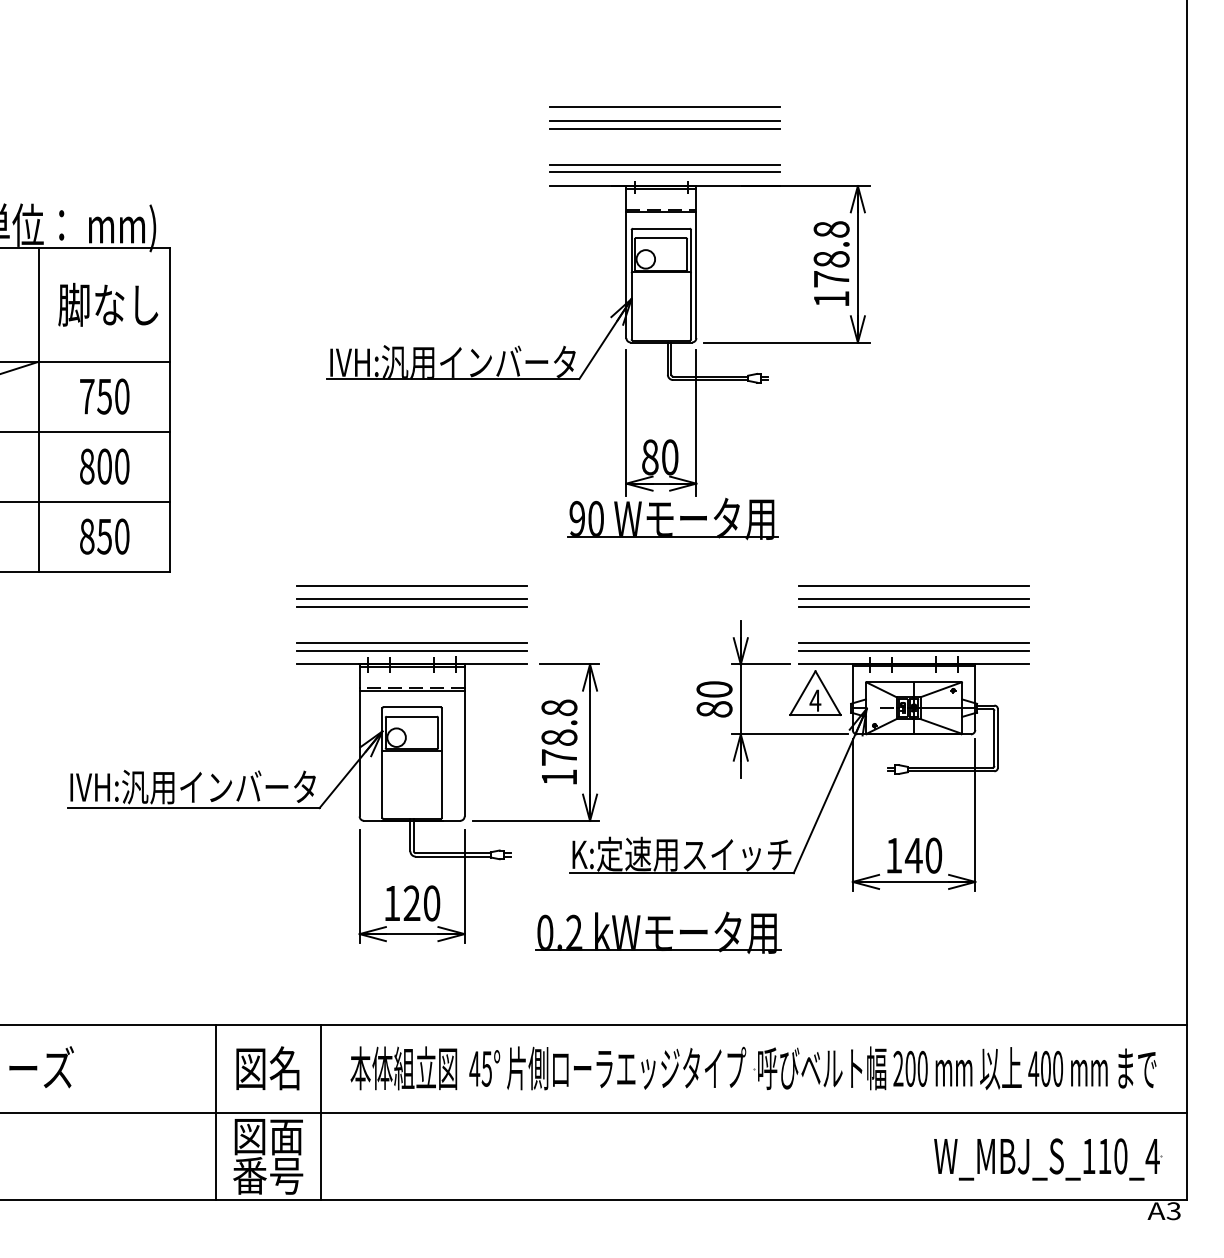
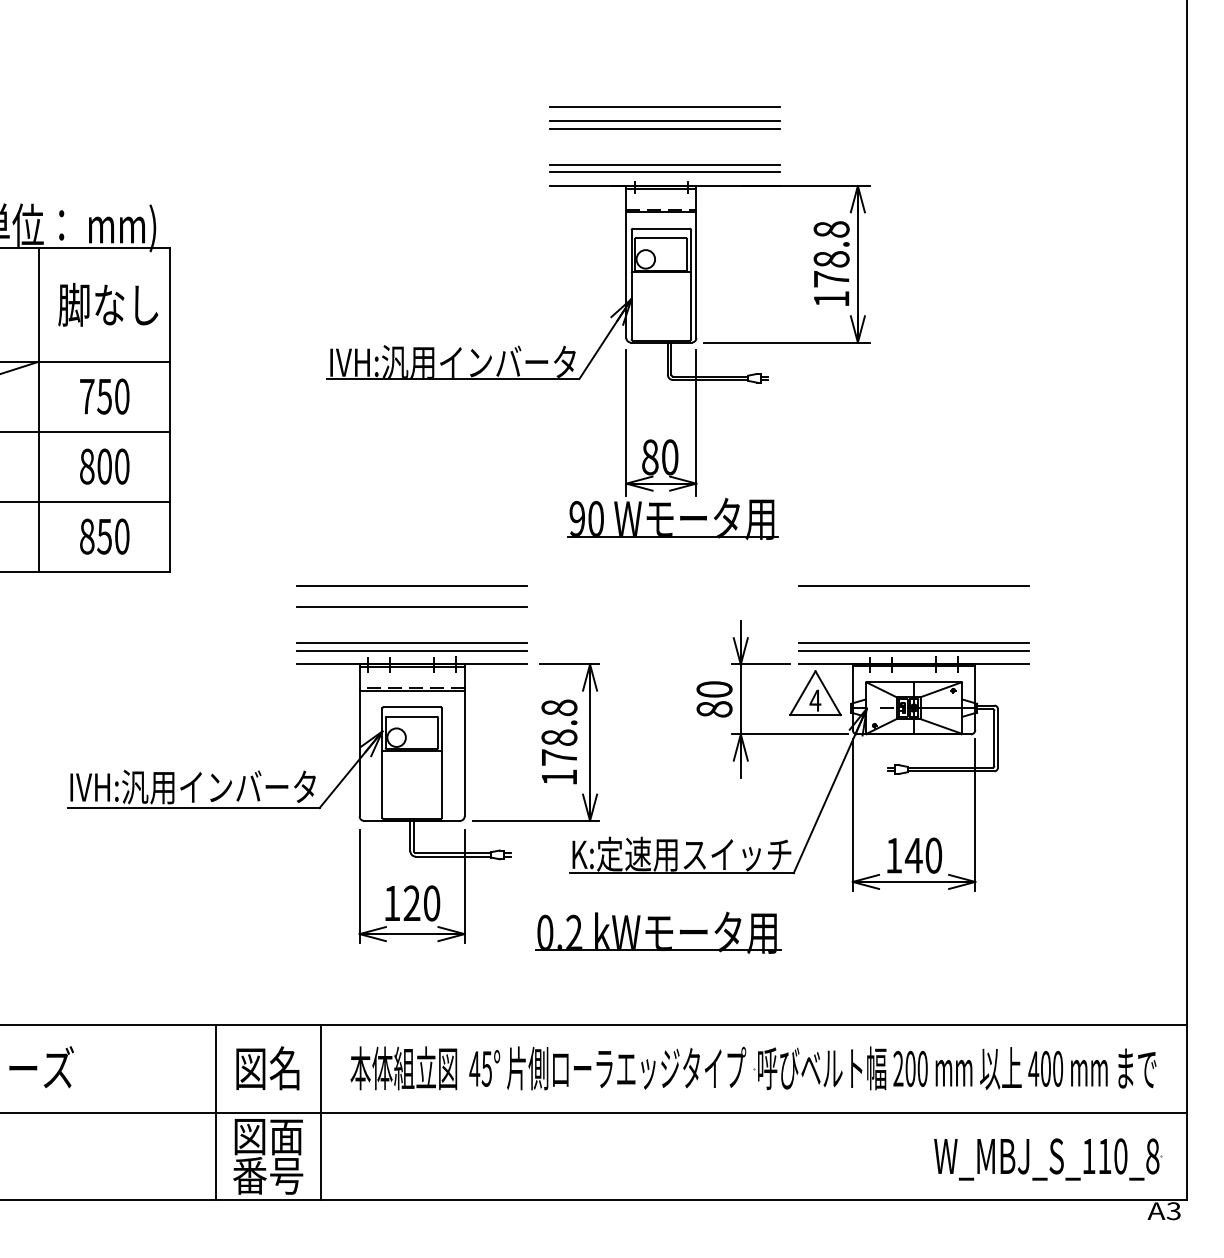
line: present -> none (412, 599)
part: present -> none (913, 602)
text: W_MBJ_S_110_4 -> W_MBJ_S_110_8 (1152, 1156)
